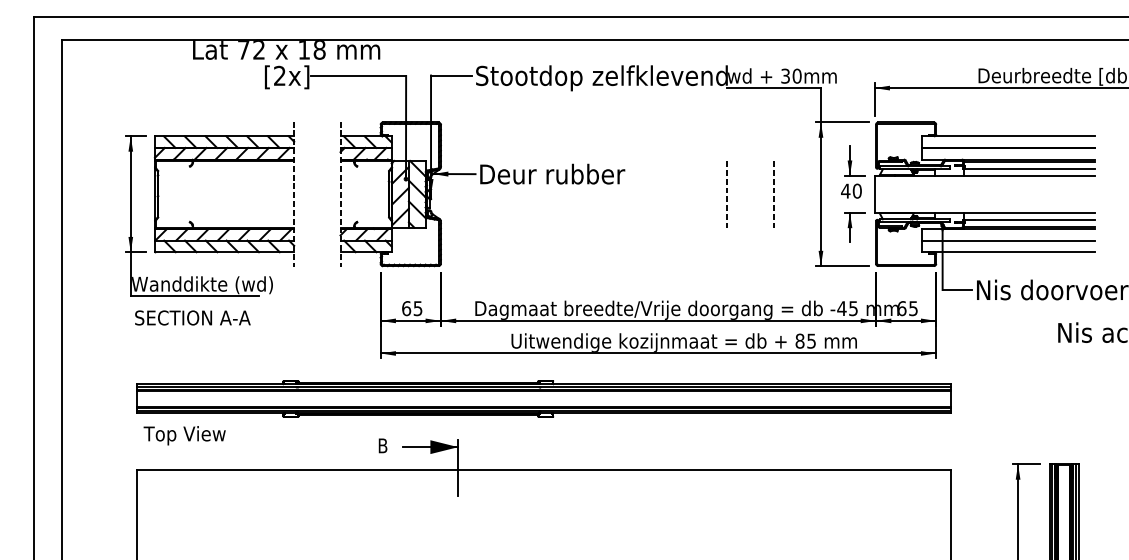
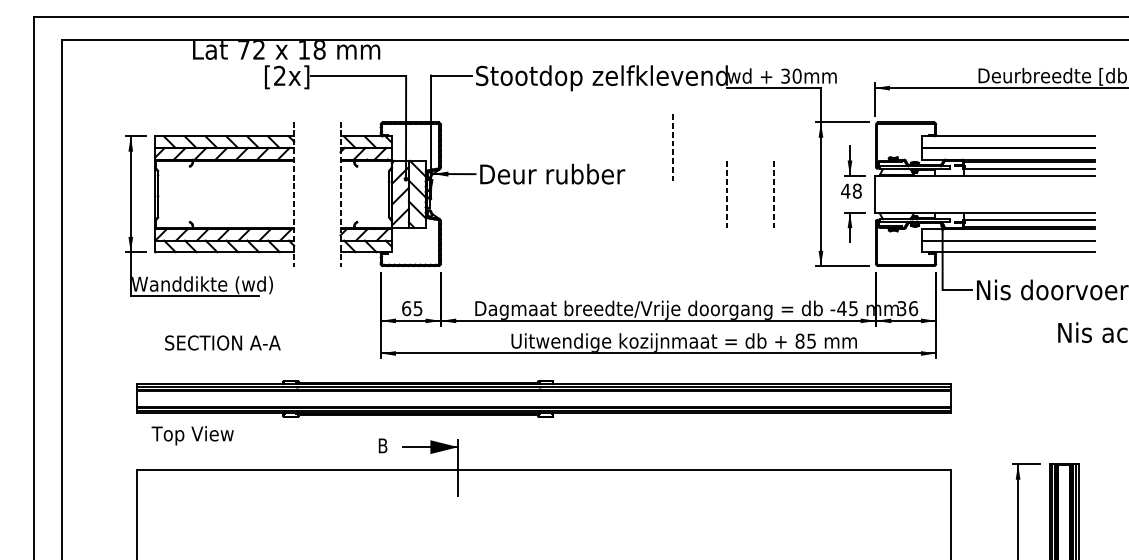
line: none -> present (672, 145)
text: 40 -> 48 (856, 191)
text: 65 -> 36 (907, 308)
text position: (192, 317) -> (222, 342) (222, 342)
text position: (184, 435) -> (192, 435) (192, 435)
